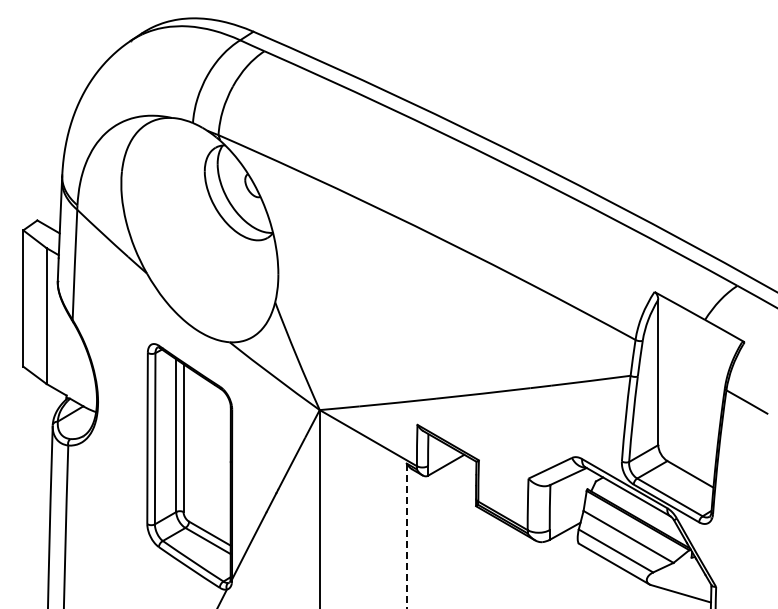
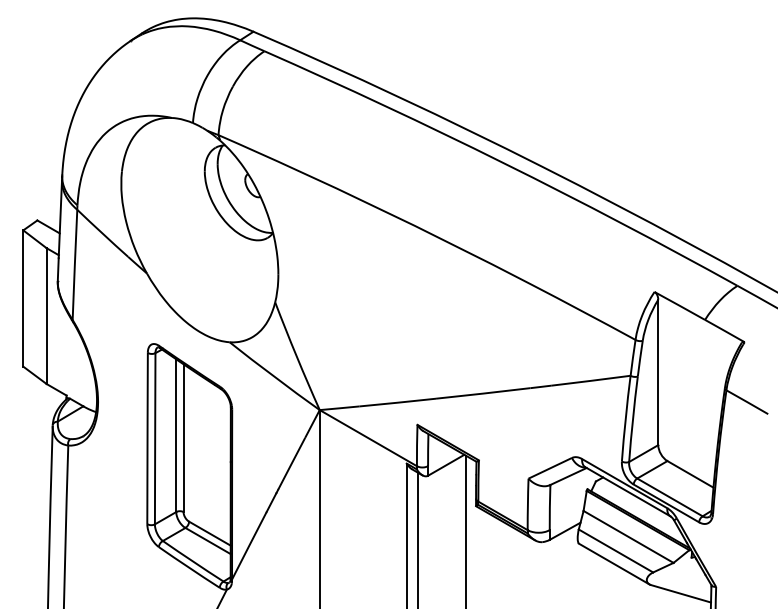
line: none -> present (466, 530)
line: dashed -> solid (406, 536)
line: none -> present (417, 538)
